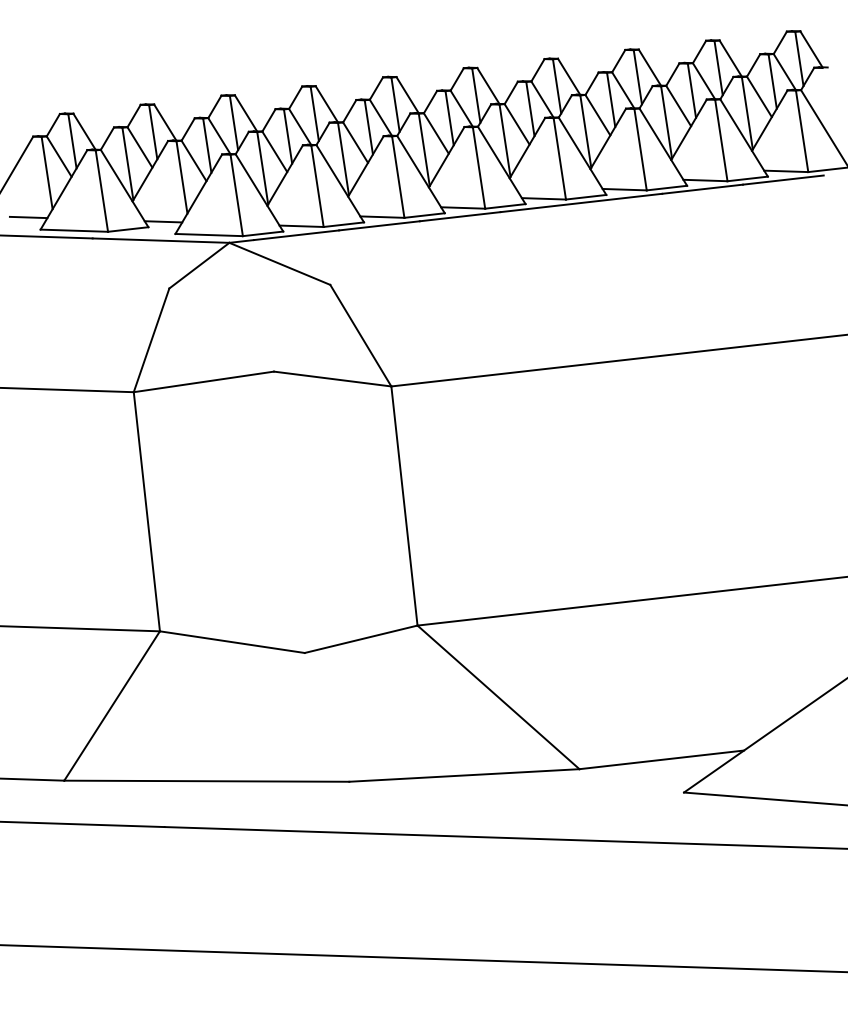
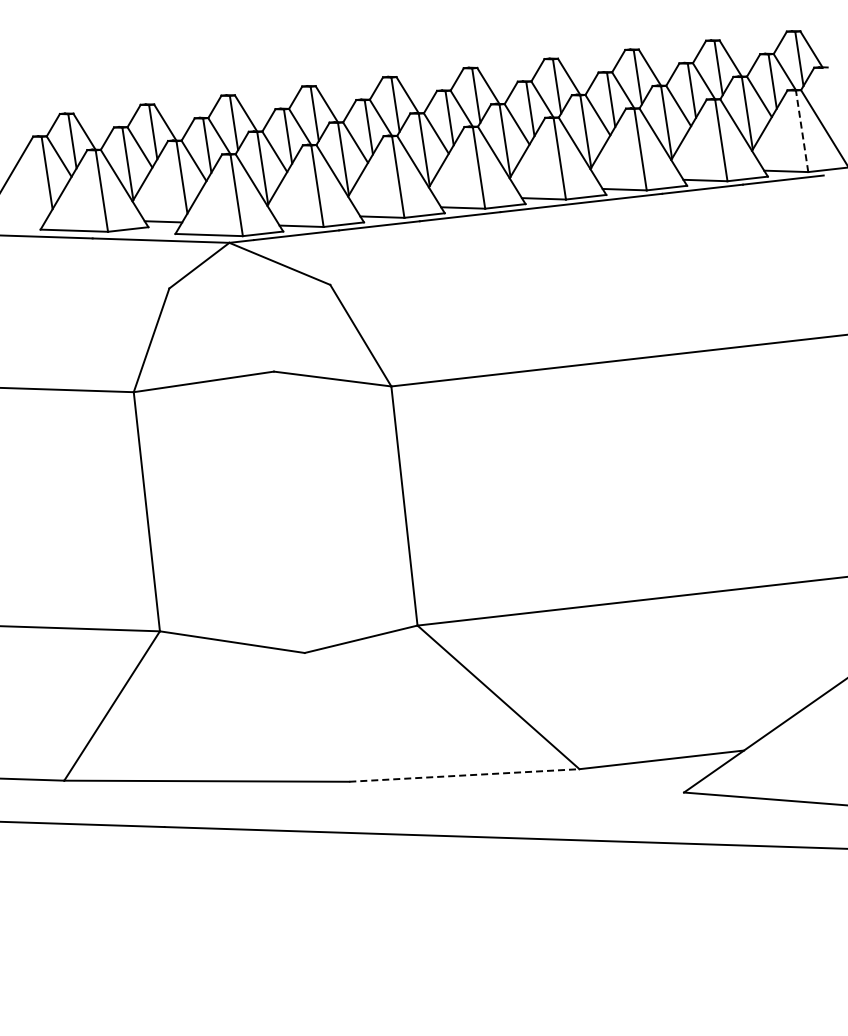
line: solid -> dashed (802, 130)
line: present -> none (28, 217)
line: solid -> dashed (464, 775)
line: present -> none (423, 958)
